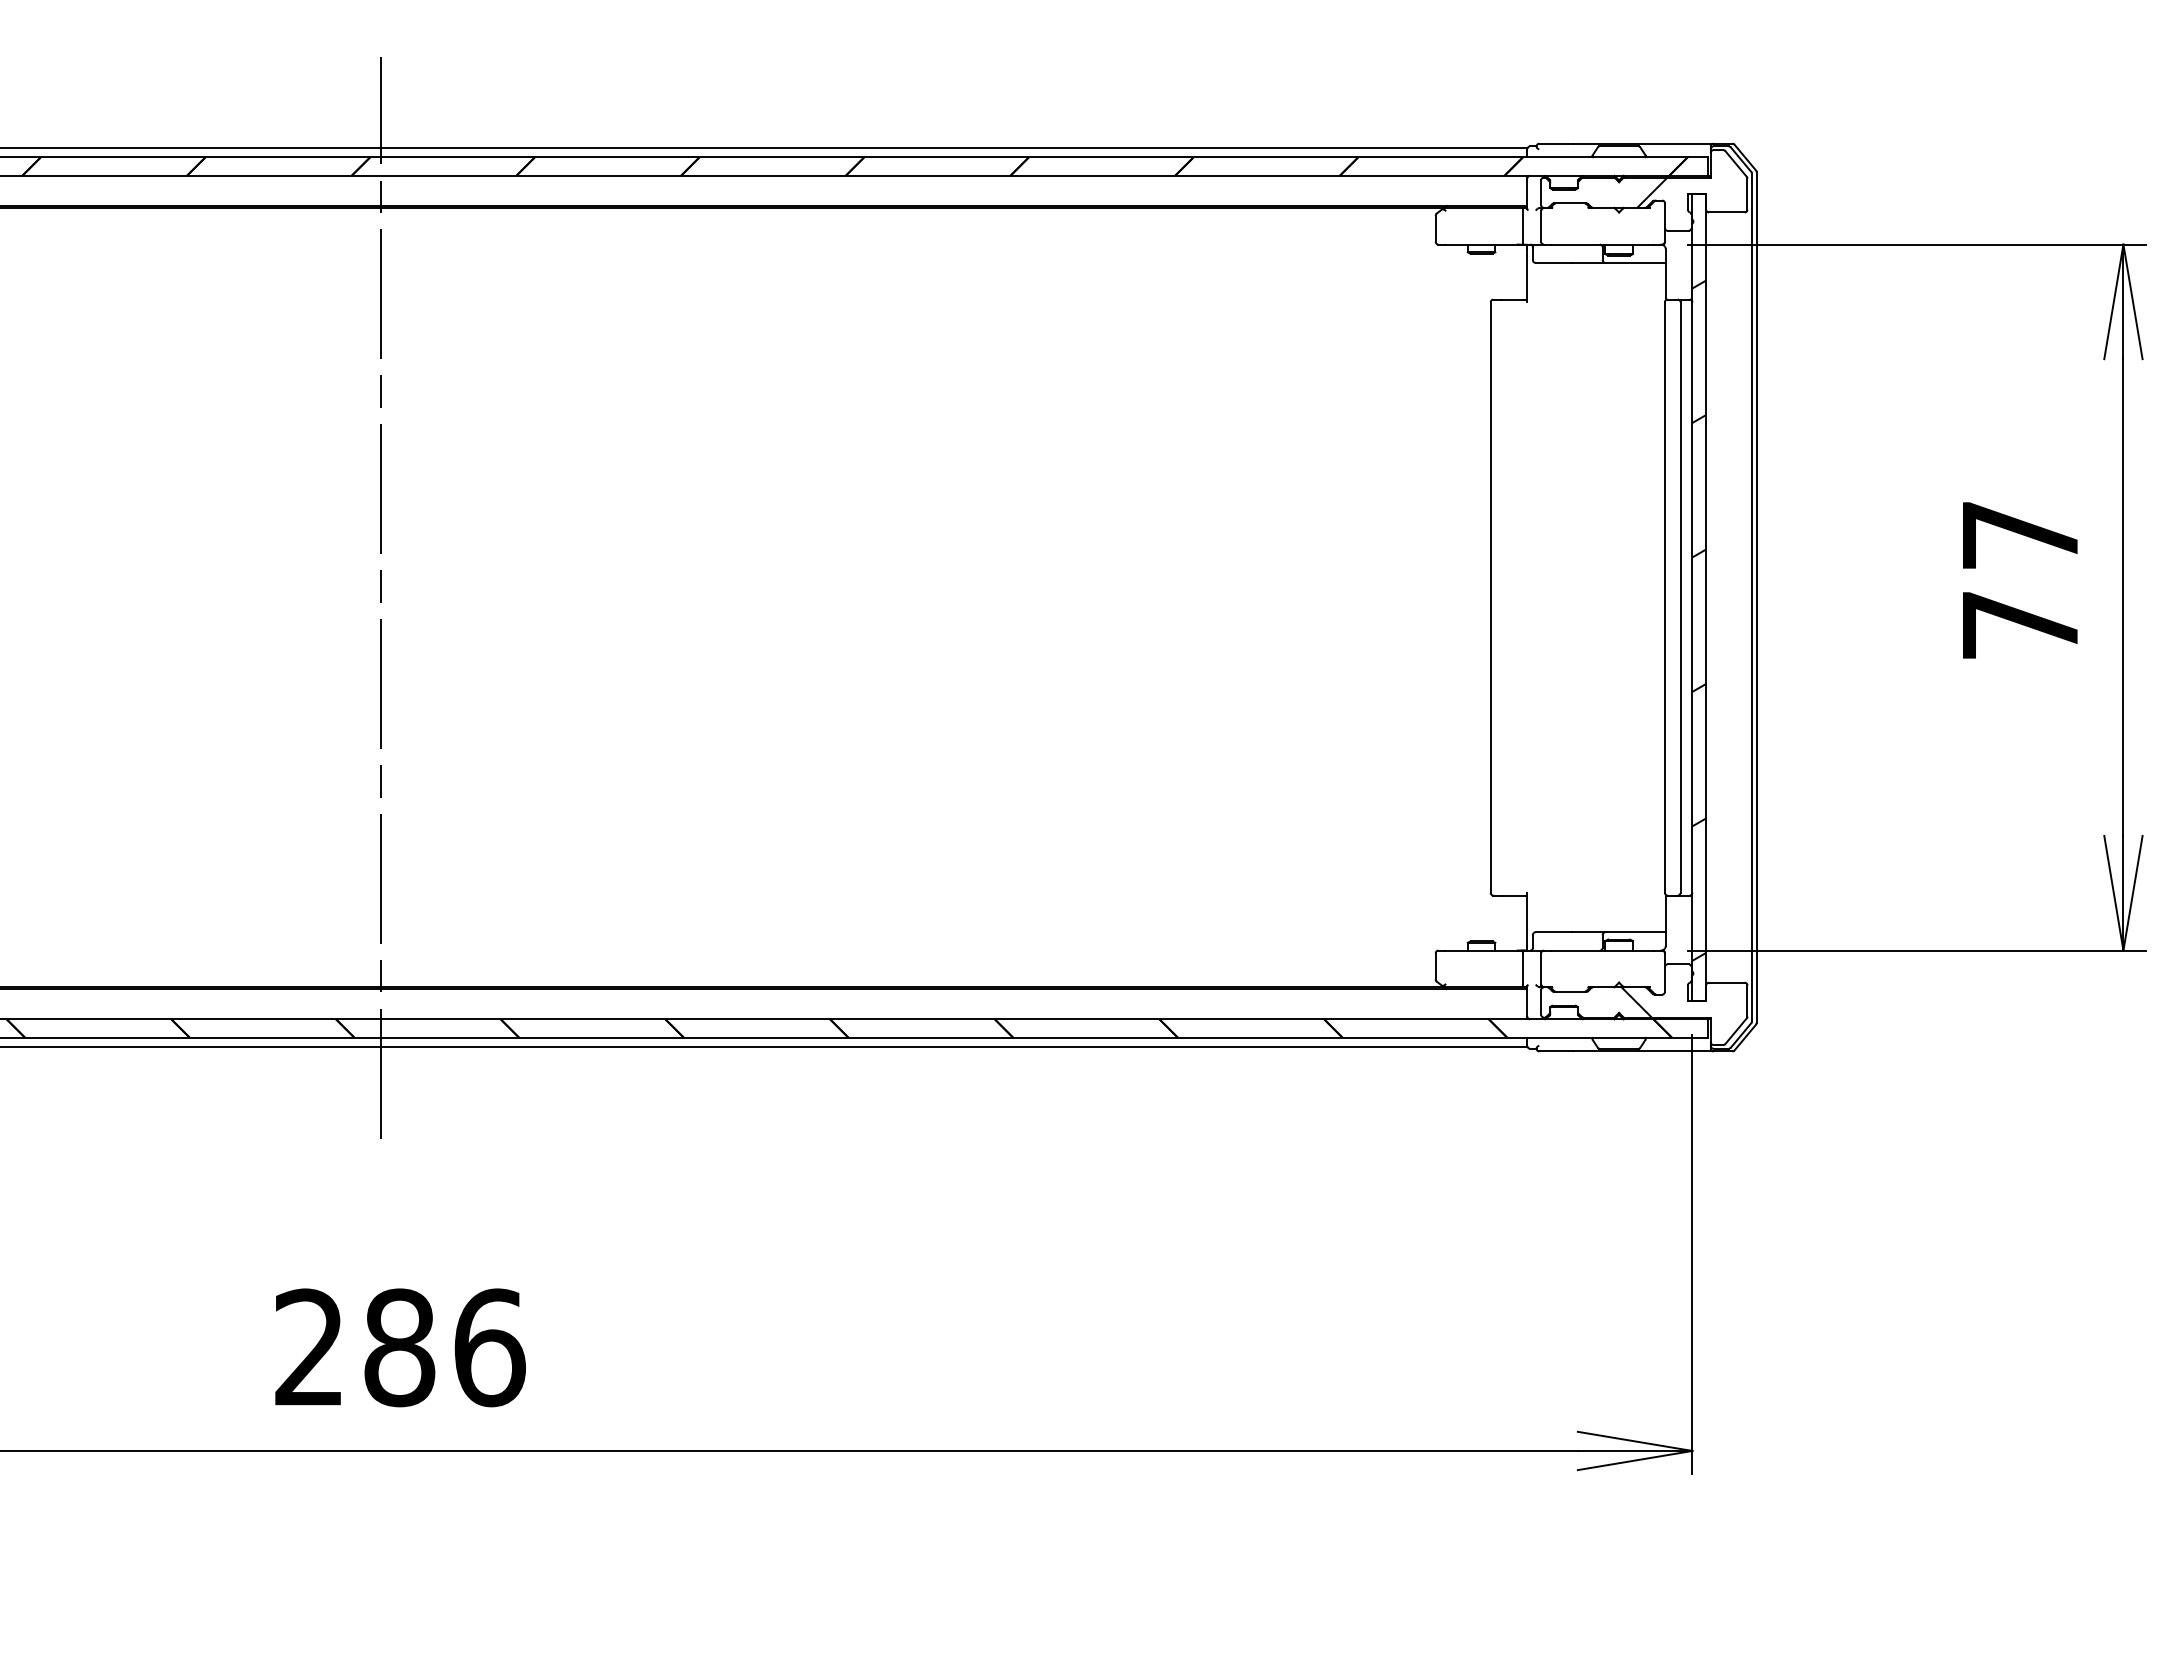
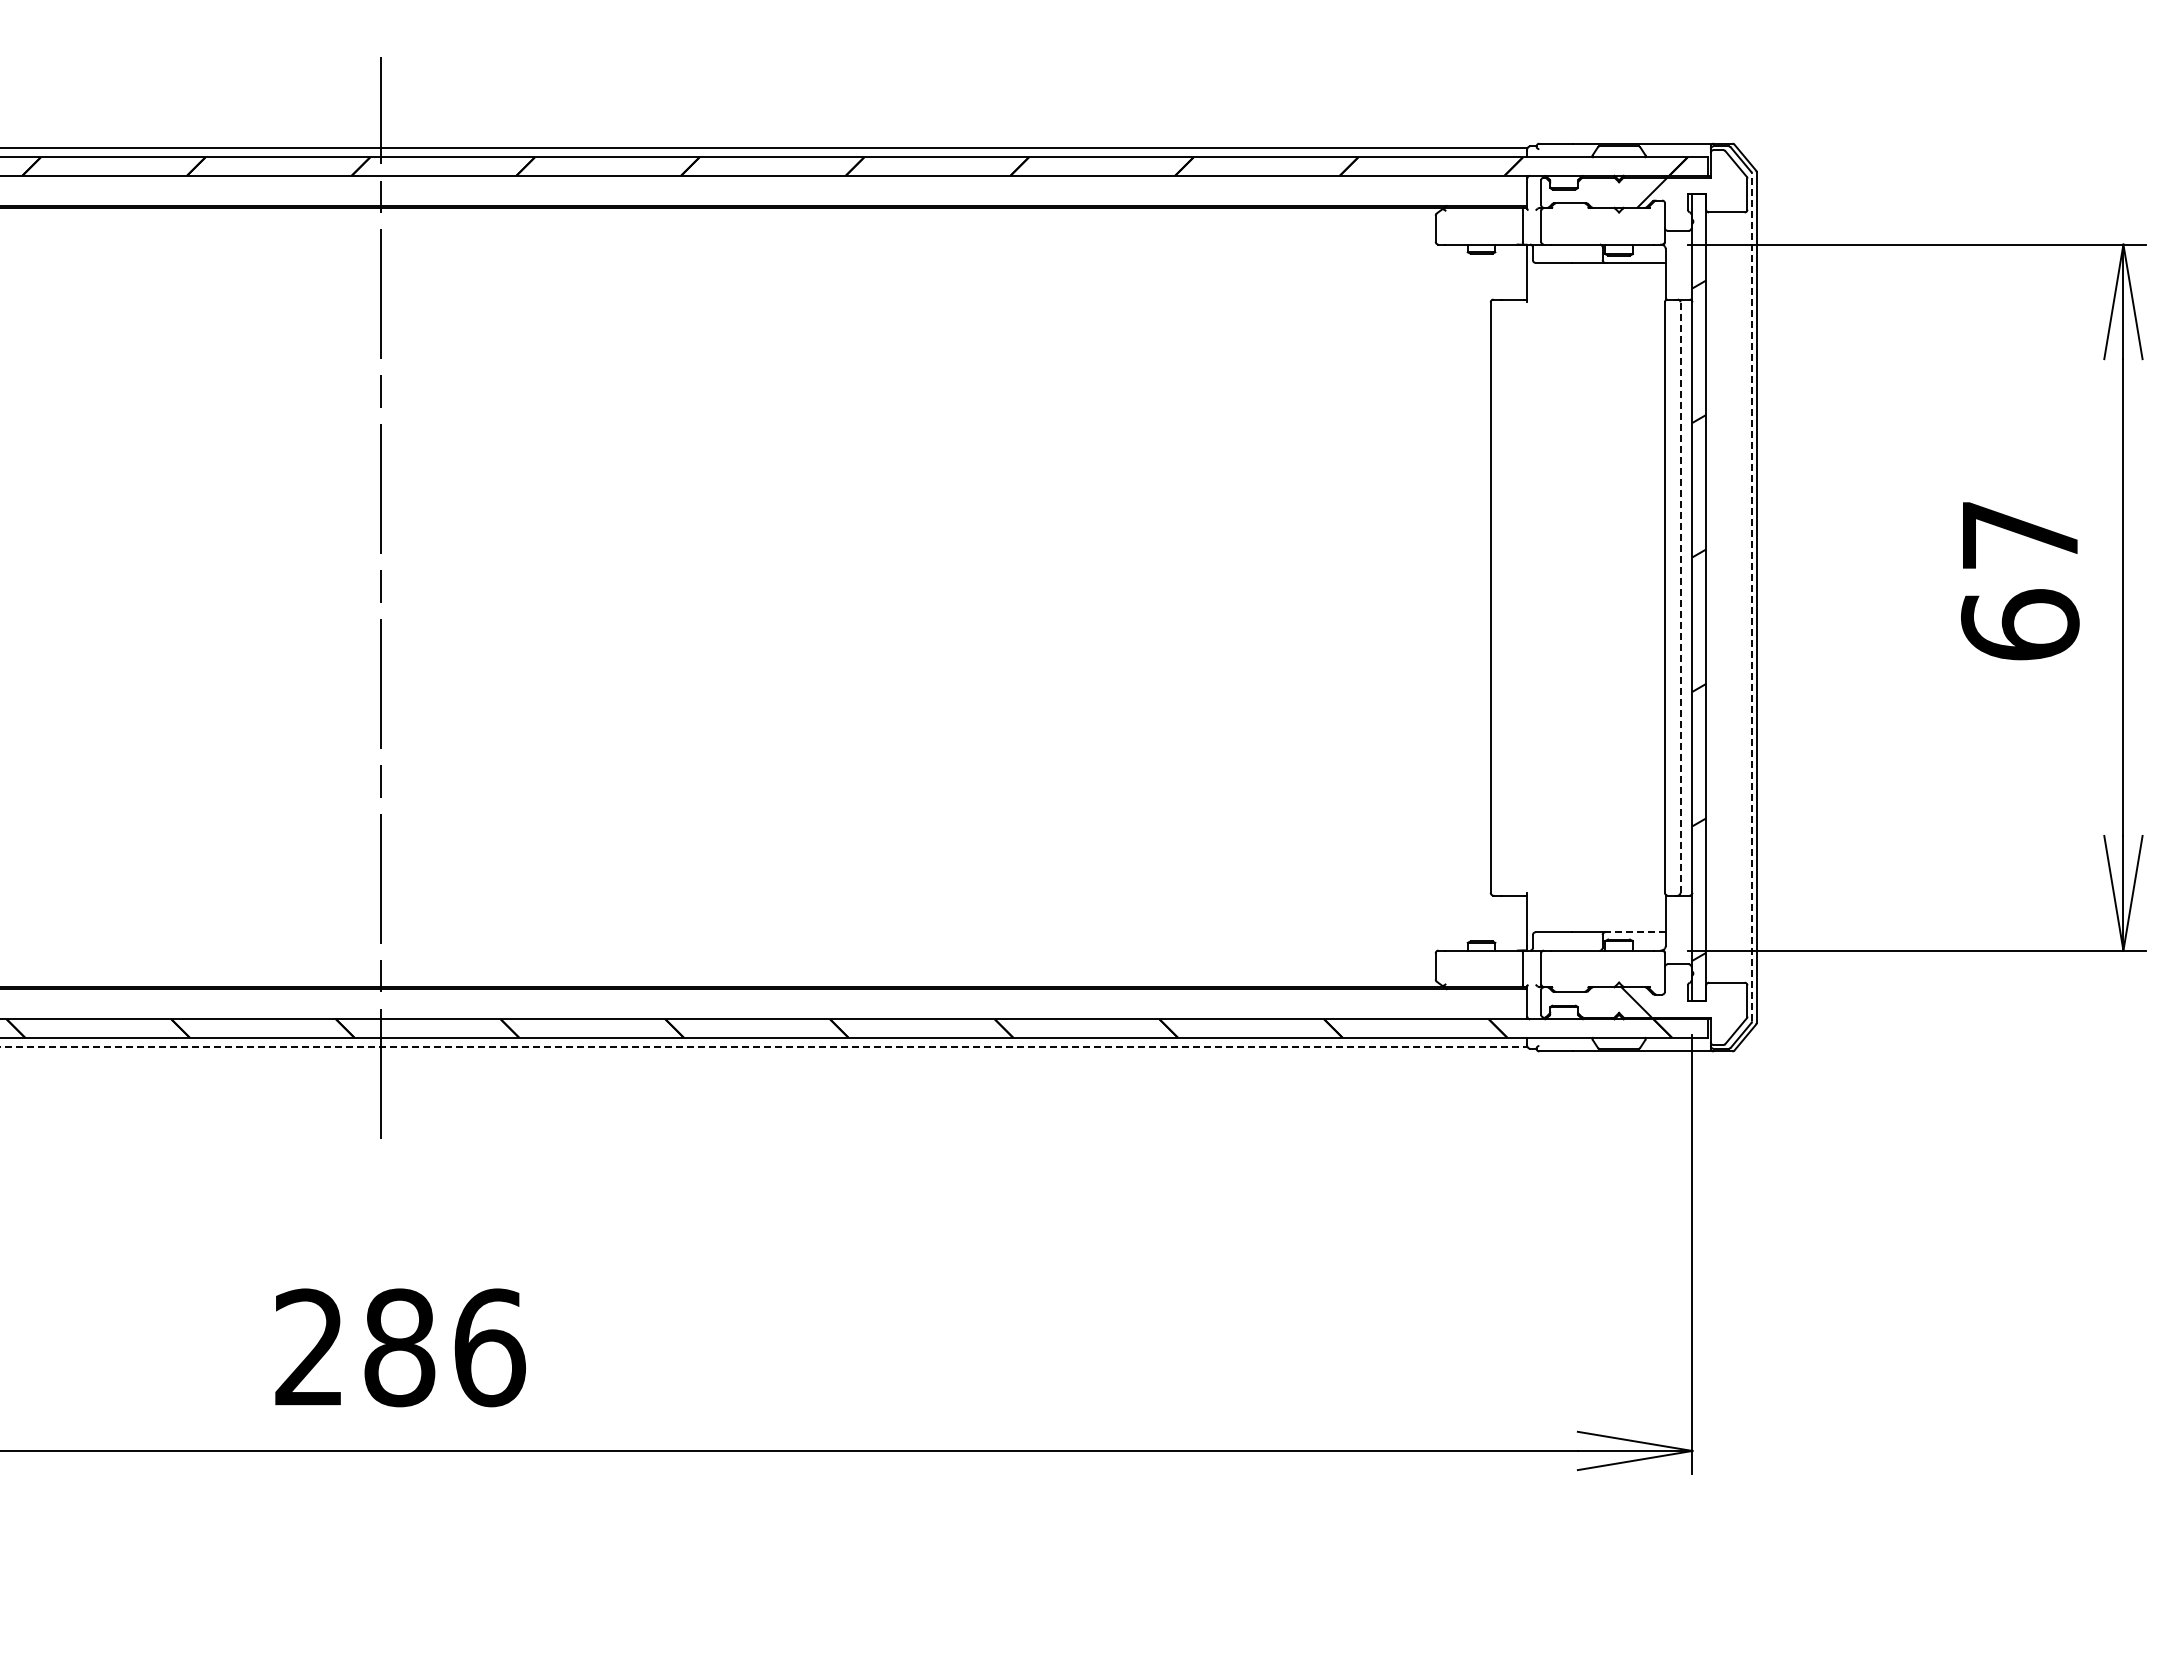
line: solid -> dashed (1680, 597)
line: solid -> dashed (1752, 597)
text: 77 -> 67 (2020, 624)
line: solid -> dashed (1635, 932)
line: solid -> dashed (764, 1046)
